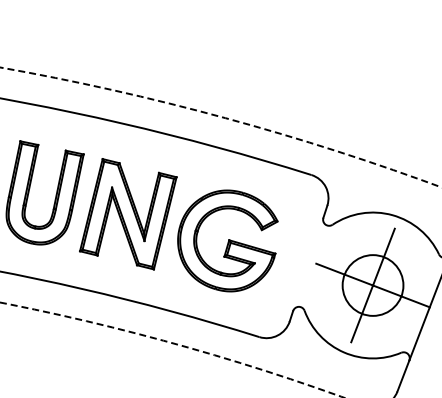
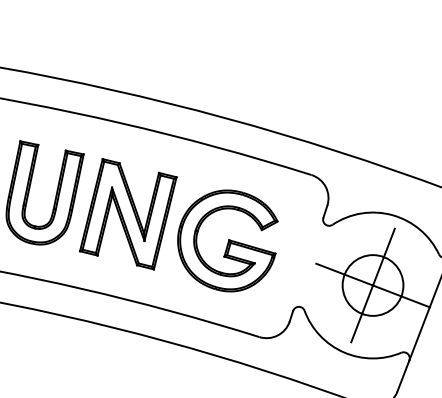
arc: dashed -> solid (222, 117)
arc: dashed -> solid (172, 343)
